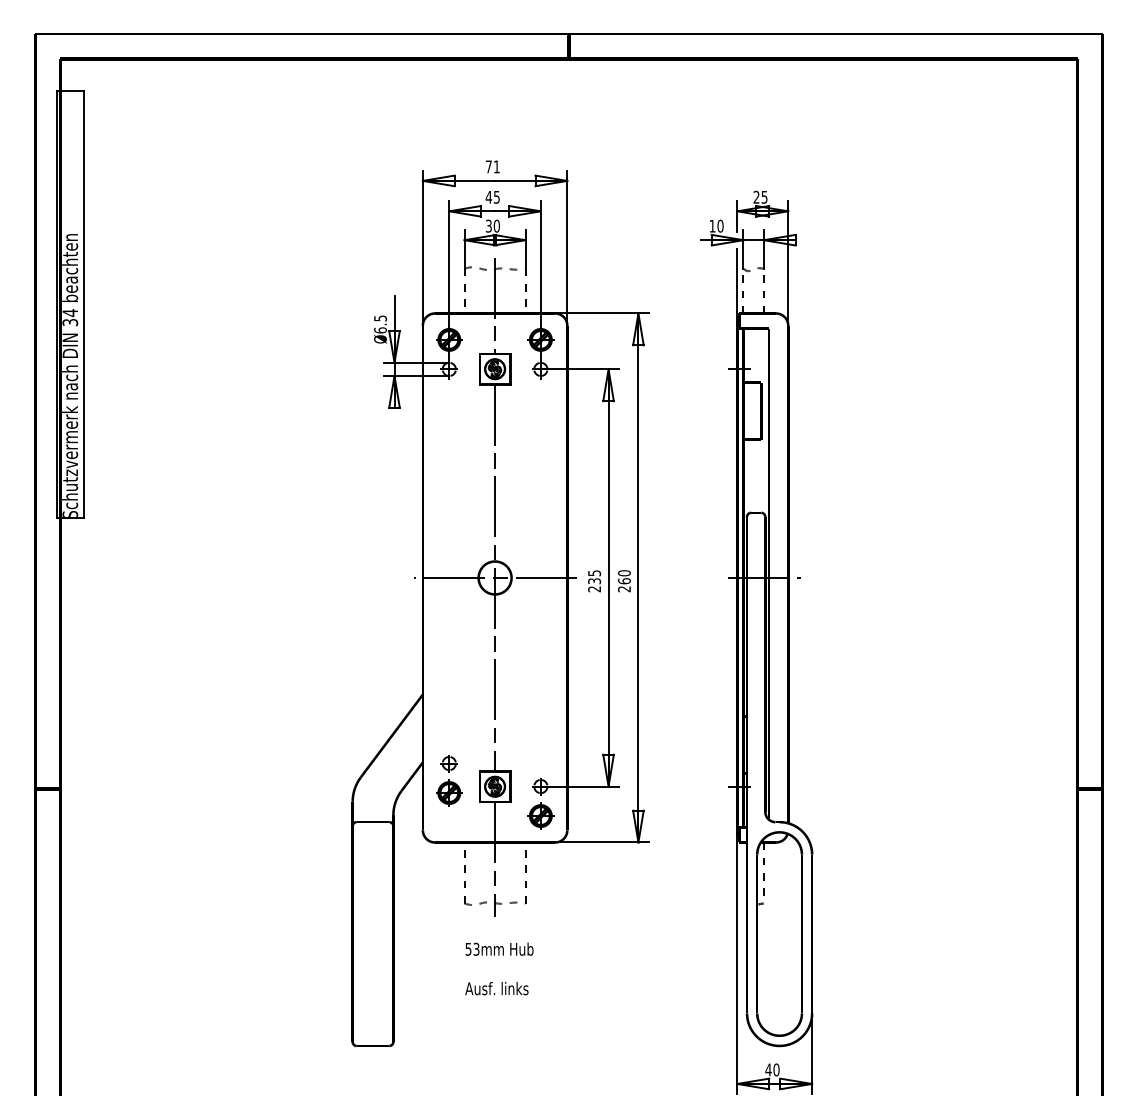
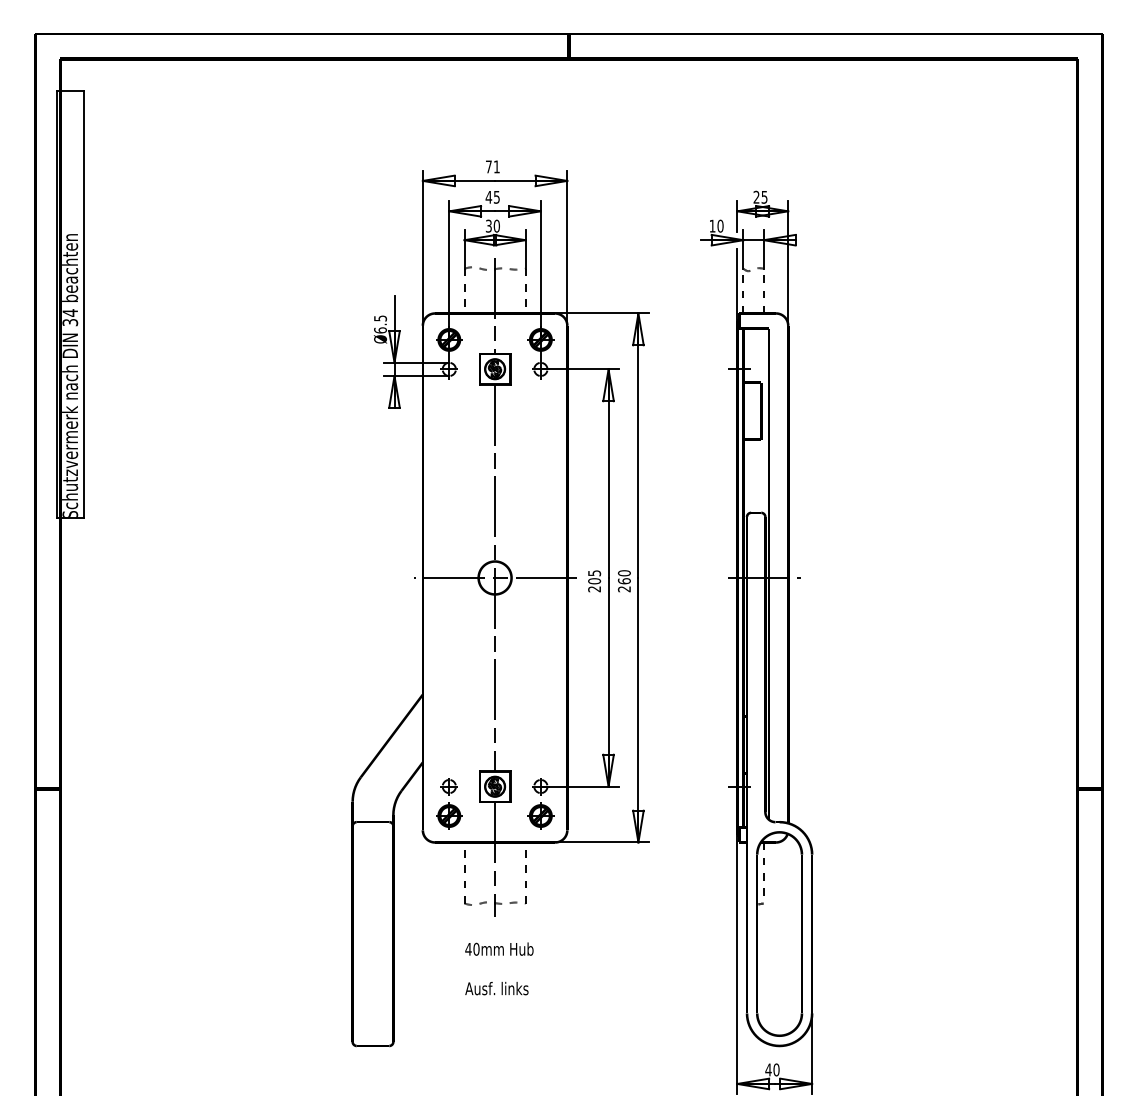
text: 235 -> 205 (594, 581)
part position: (449, 780) -> (449, 803) (449, 803)
text: 53mm -> 40mm (472, 948)
